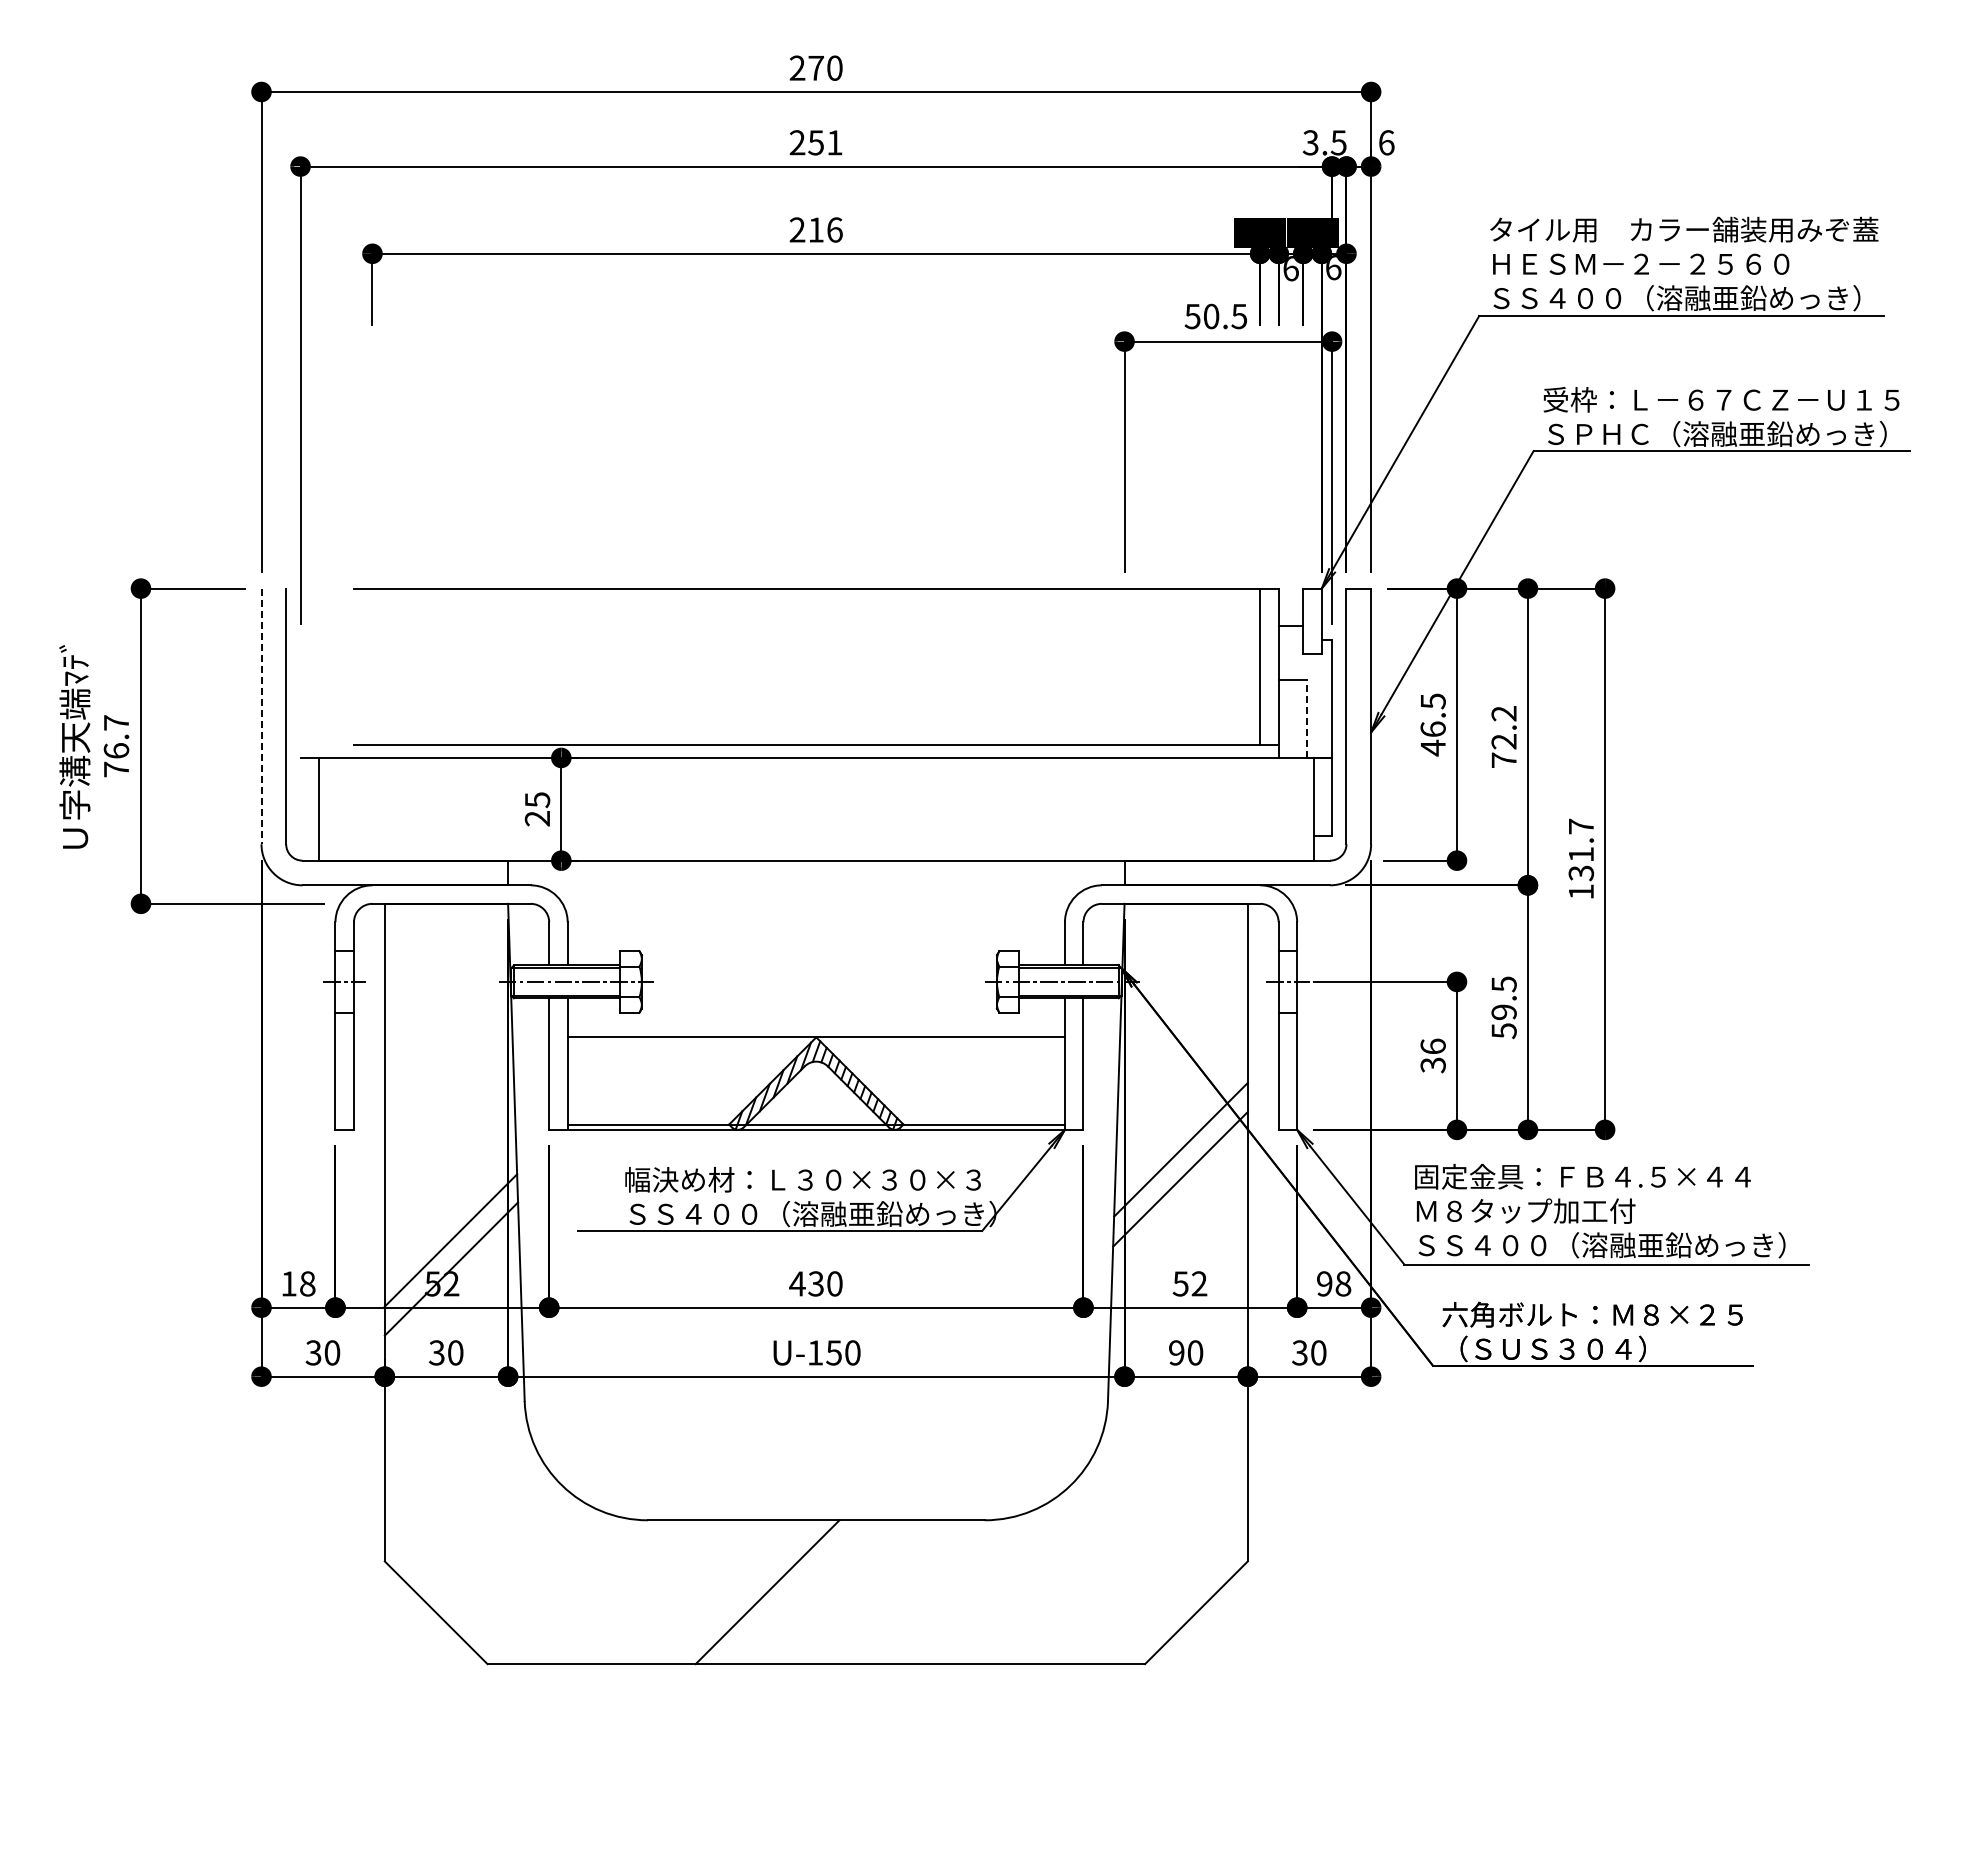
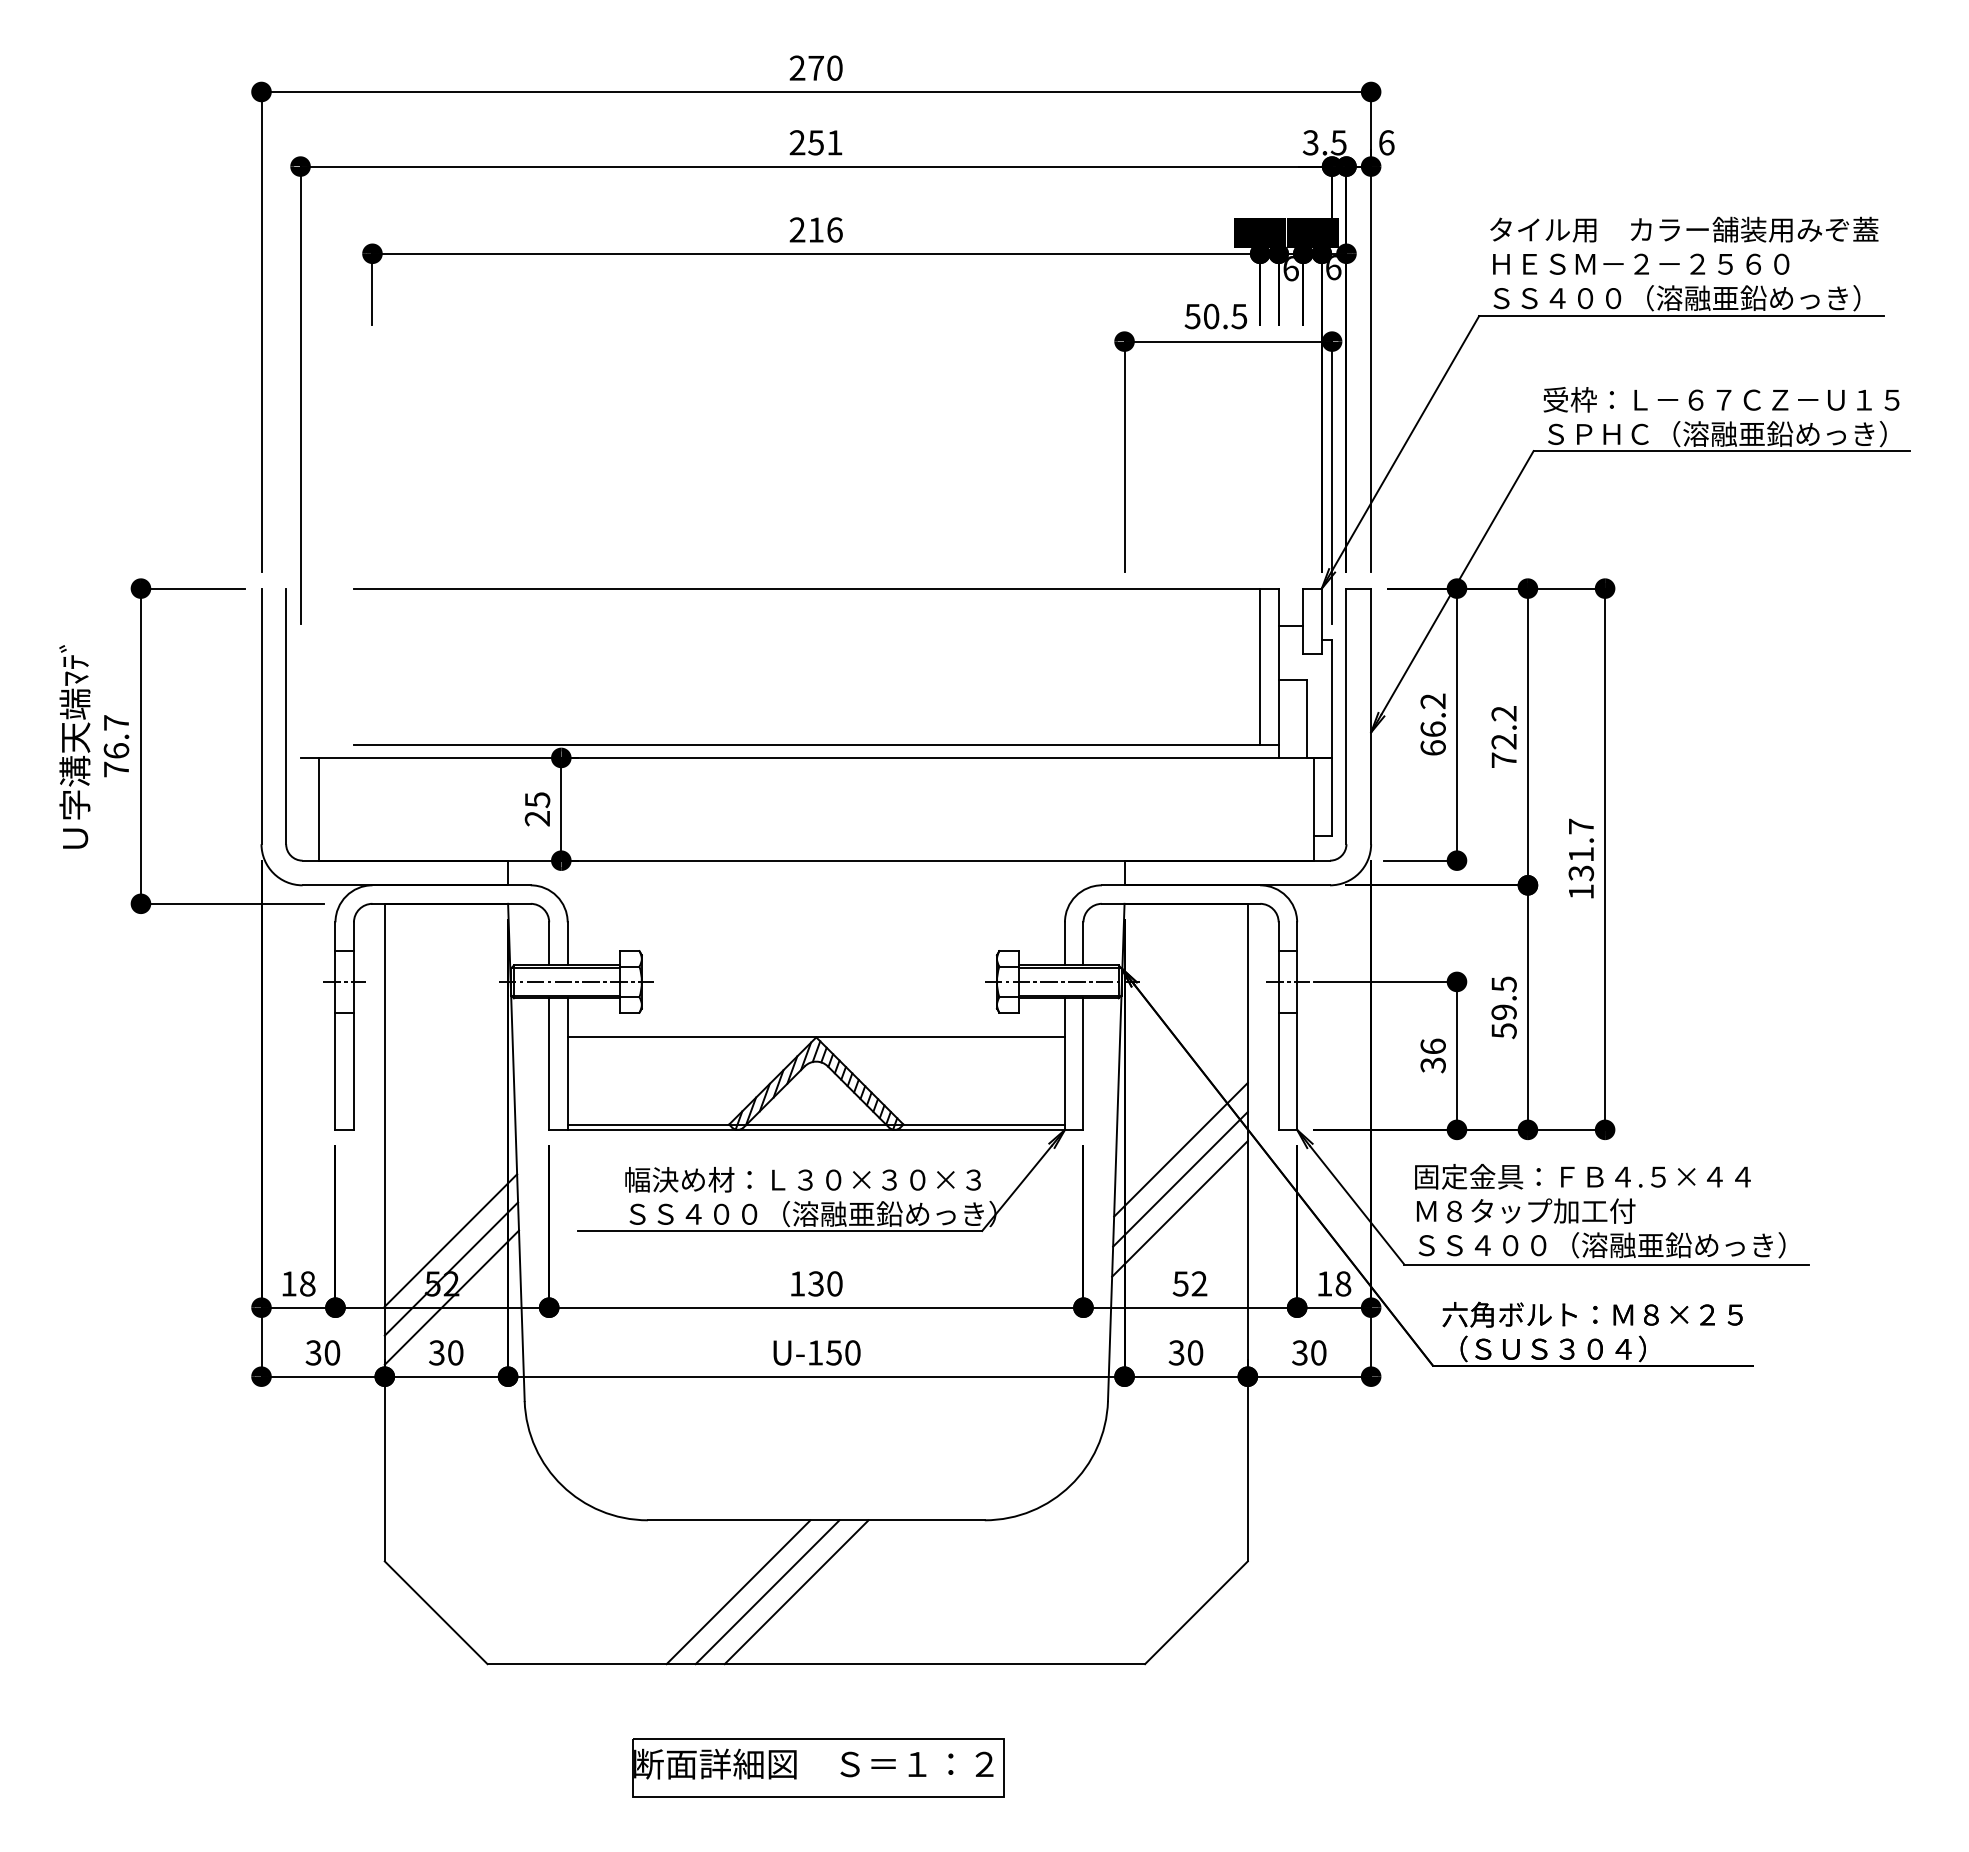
line: dashed -> solid (261, 716)
line: dashed -> solid (1307, 718)
text: 46.5 -> 66.2 (1432, 724)
line: none -> present (1179, 1208)
text: 430 -> 130 (797, 1283)
text: 98 -> 18 (1324, 1283)
line: none -> present (451, 1297)
text: 90 -> 30 (1176, 1352)
line: none -> present (738, 1592)
line: none -> present (796, 1592)
part: none -> present (818, 1767)
